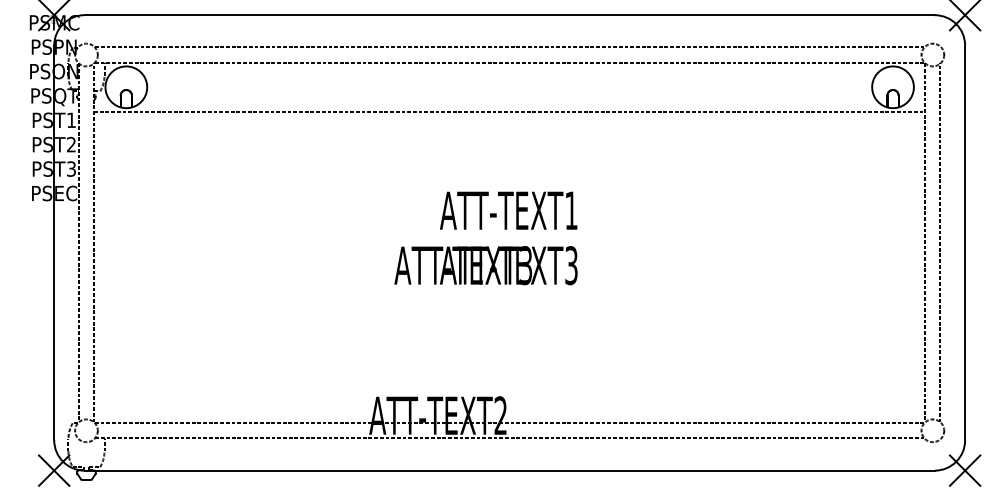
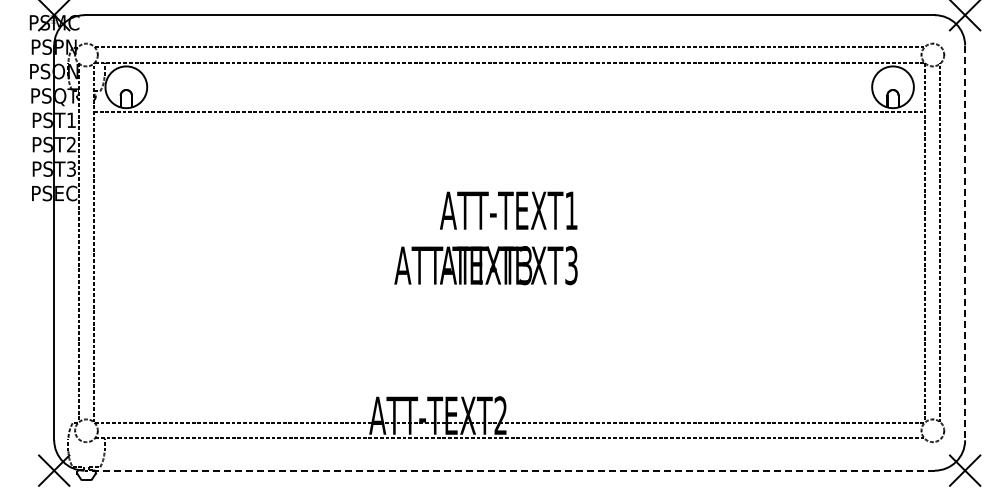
line: solid -> dashed (965, 243)
line: solid -> dashed (509, 470)
